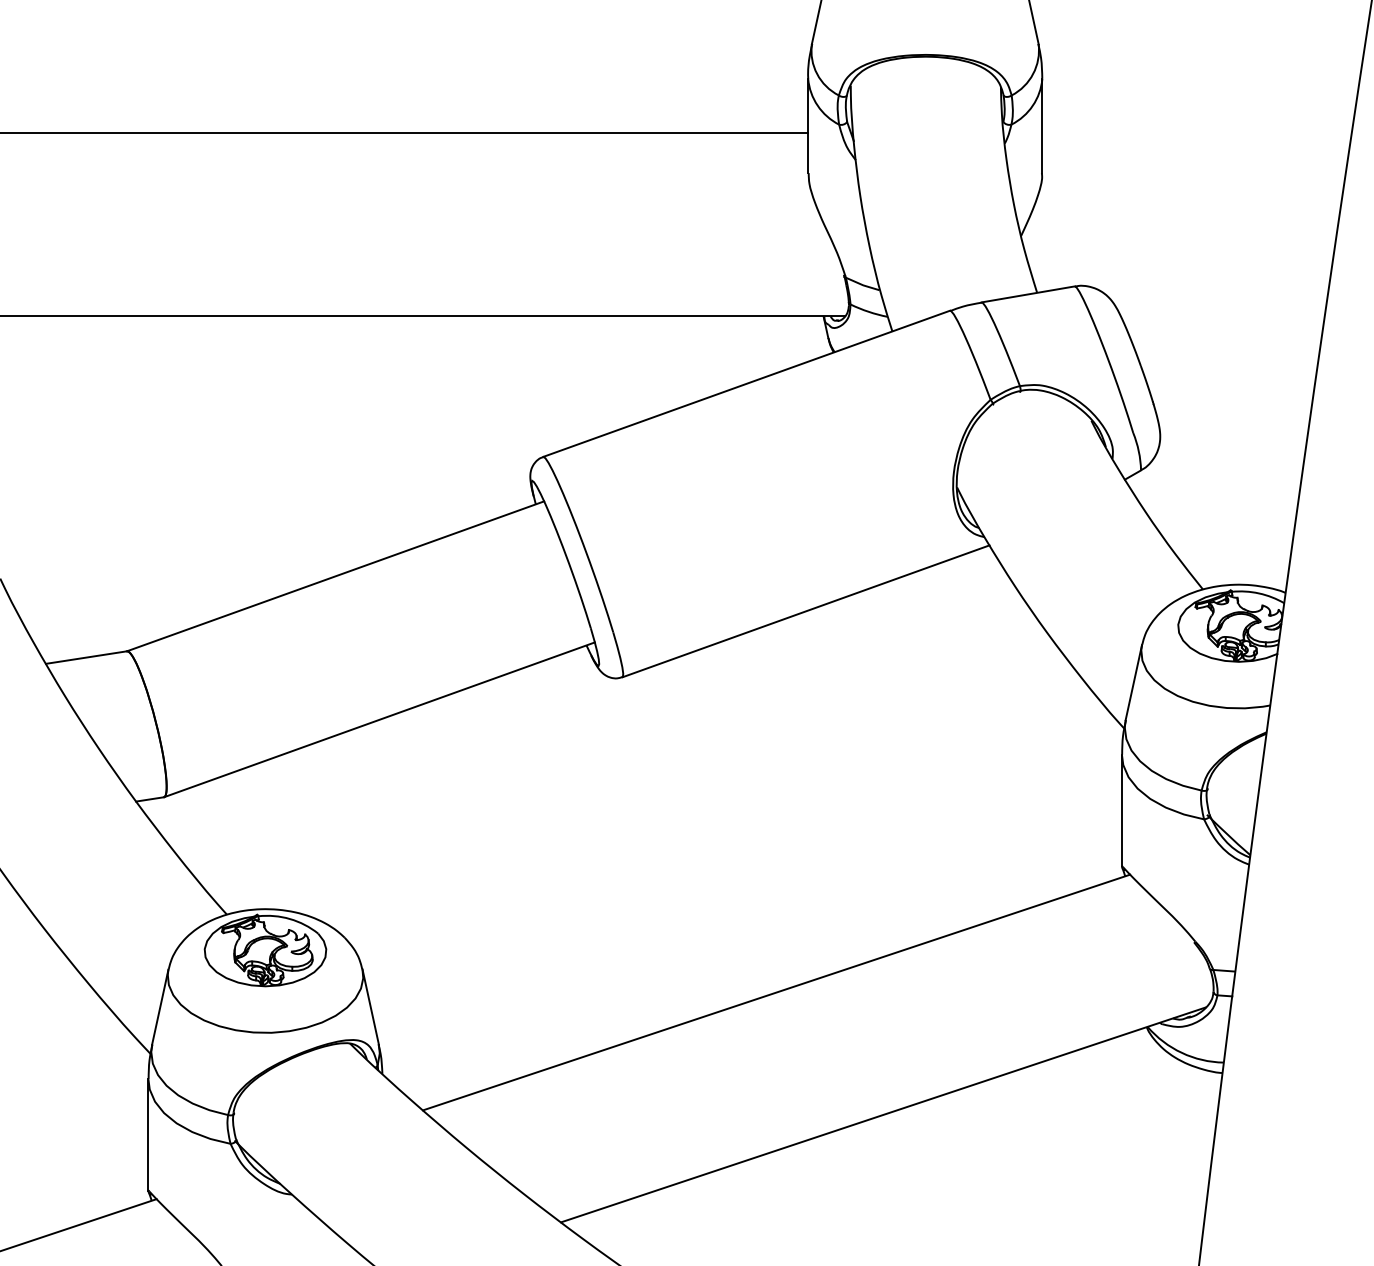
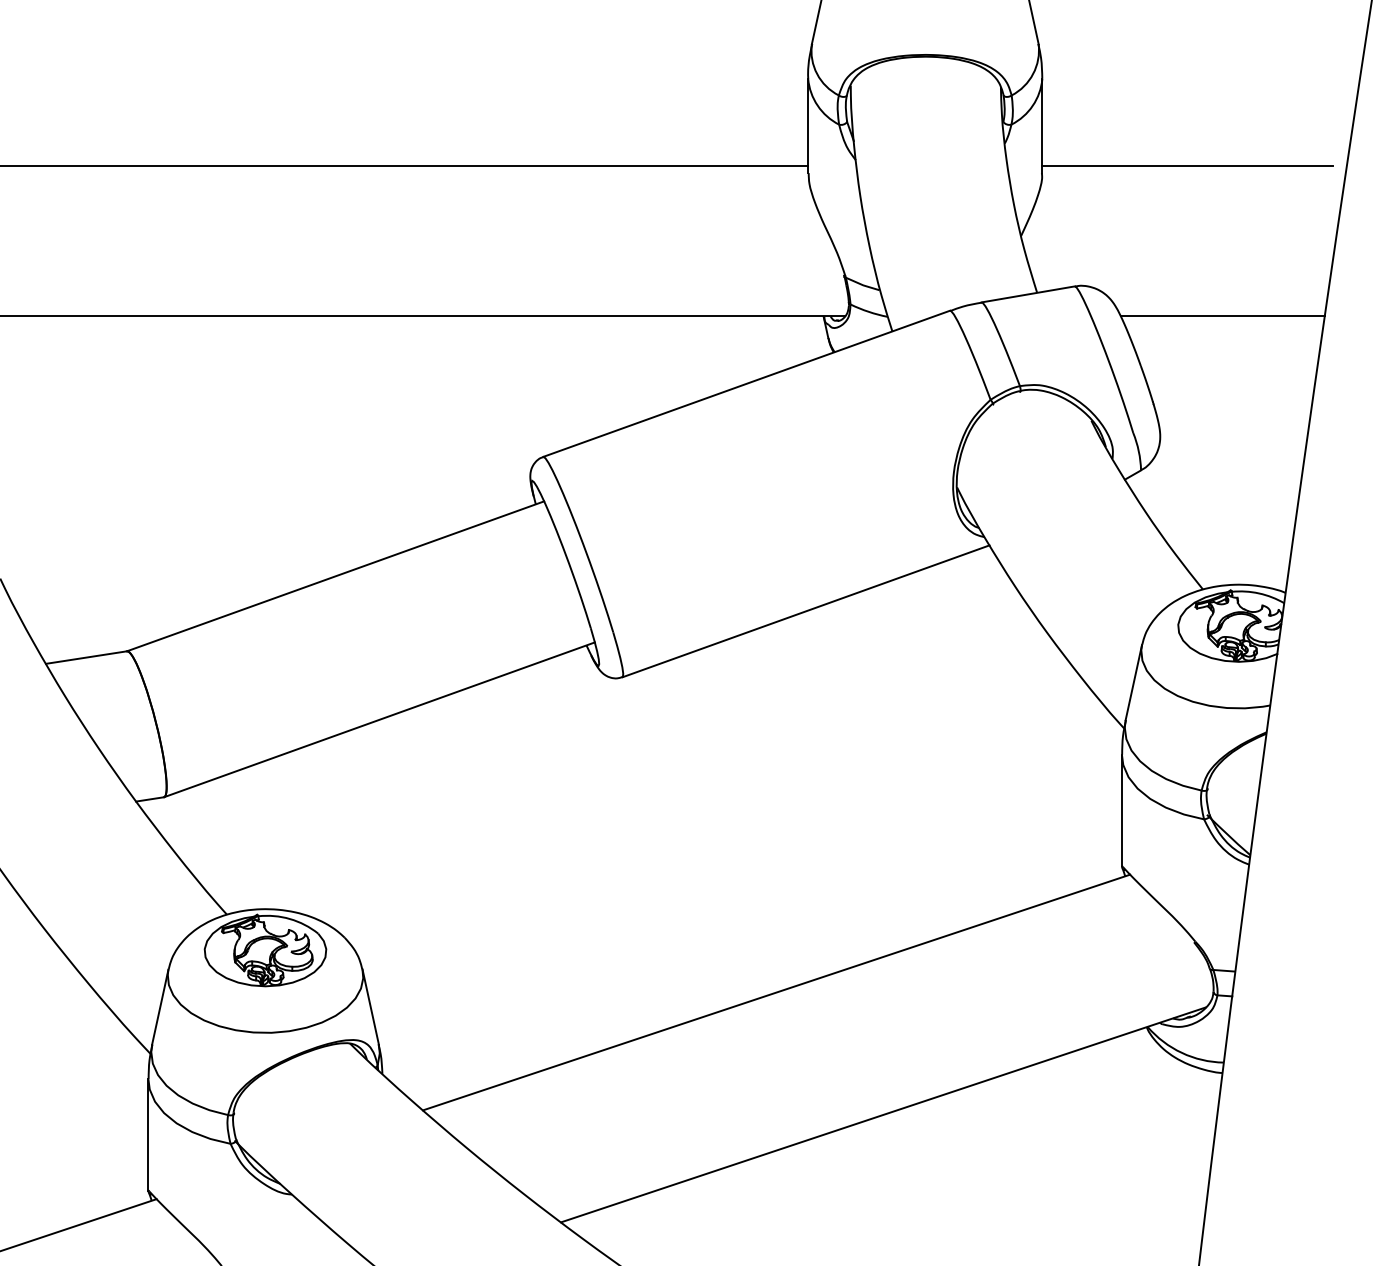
line position: (405, 133) -> (405, 166) (405, 166)
line: none -> present (1187, 166)
line: none -> present (1222, 316)
